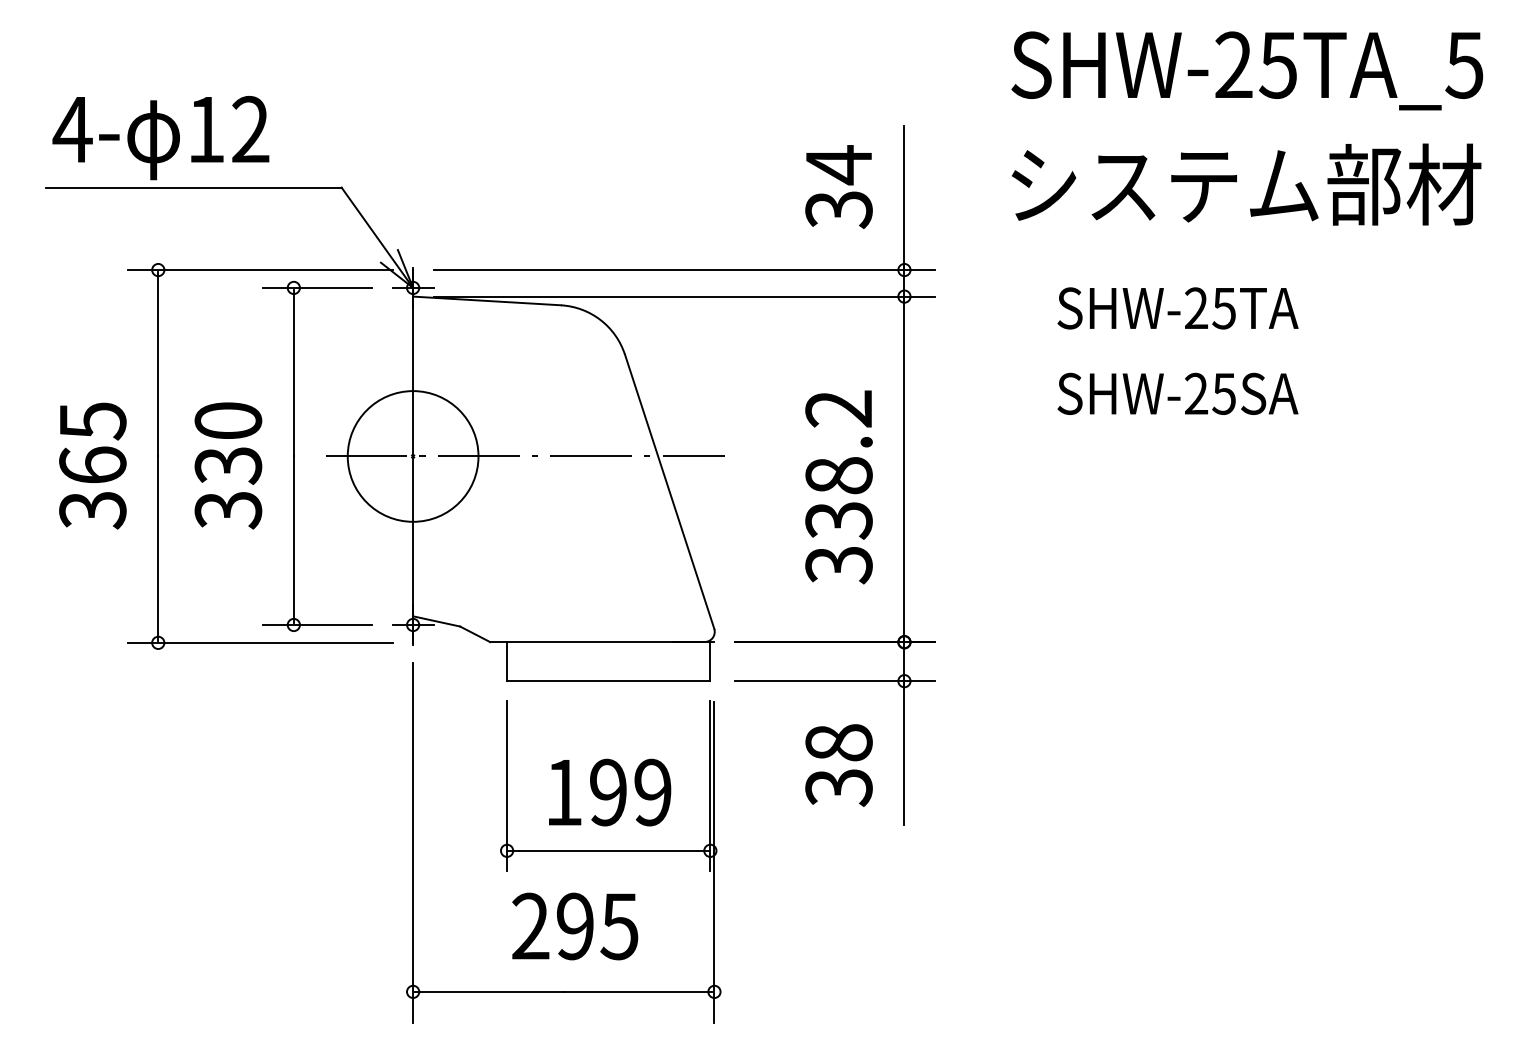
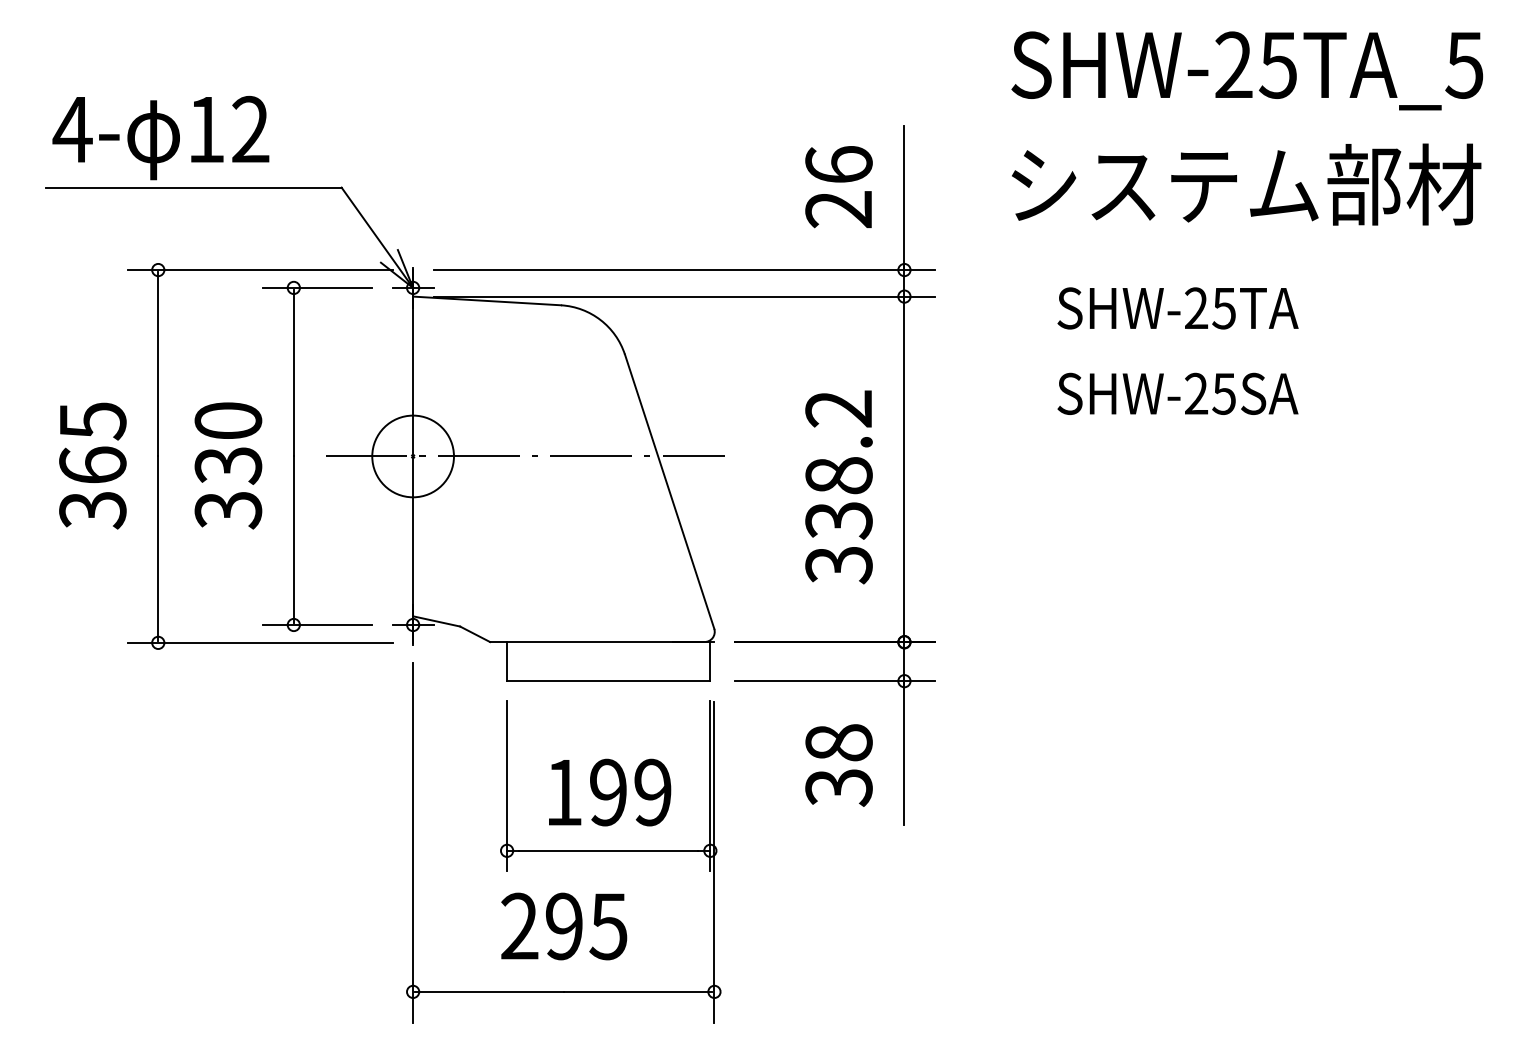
text: 34 -> 26 (838, 187)
circle diameter: 131 px -> 82 px (412, 456)
text position: (575, 926) -> (564, 926) (564, 926)
